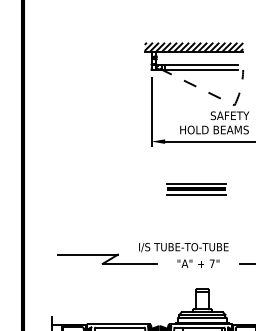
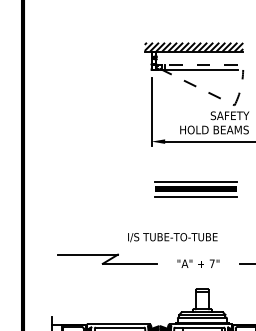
line: solid -> dashed (200, 65)
part size: 61x13 px -> 84x17 px (195, 189)
text position: (183, 247) -> (172, 237) (172, 237)
